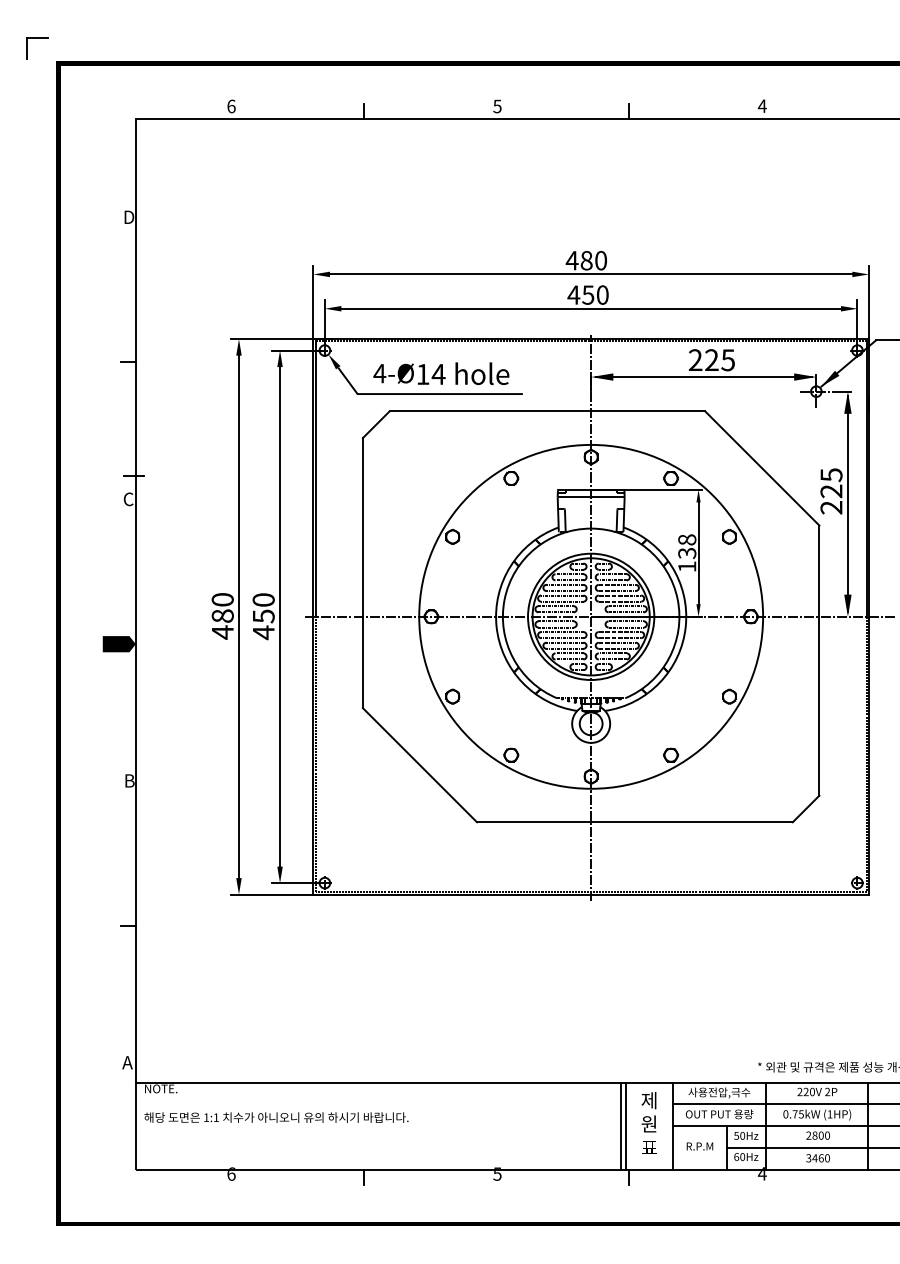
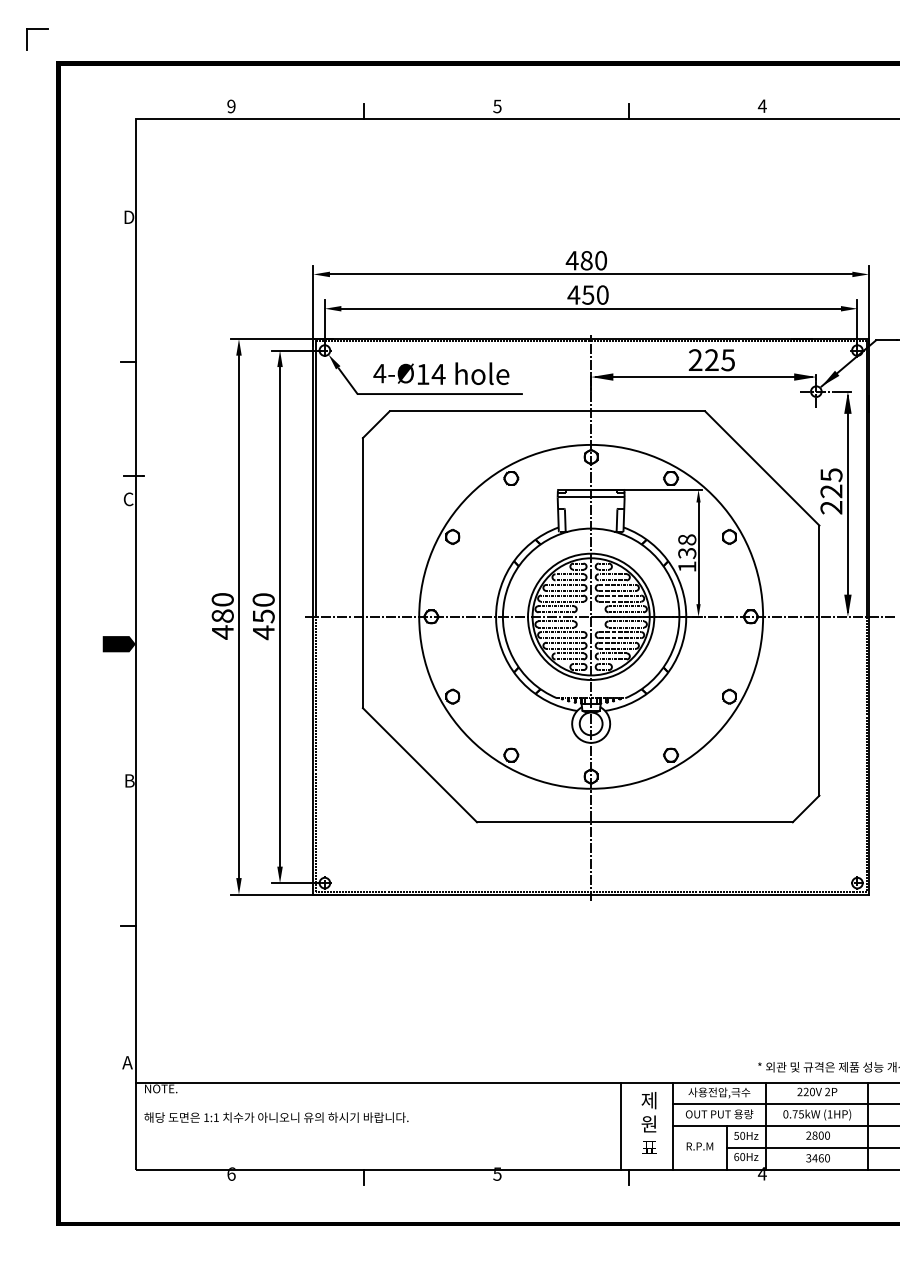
part position: (37, 38) -> (37, 29) (37, 29)
text: 6 -> 9 (231, 106)
line: present -> none (626, 1125)
